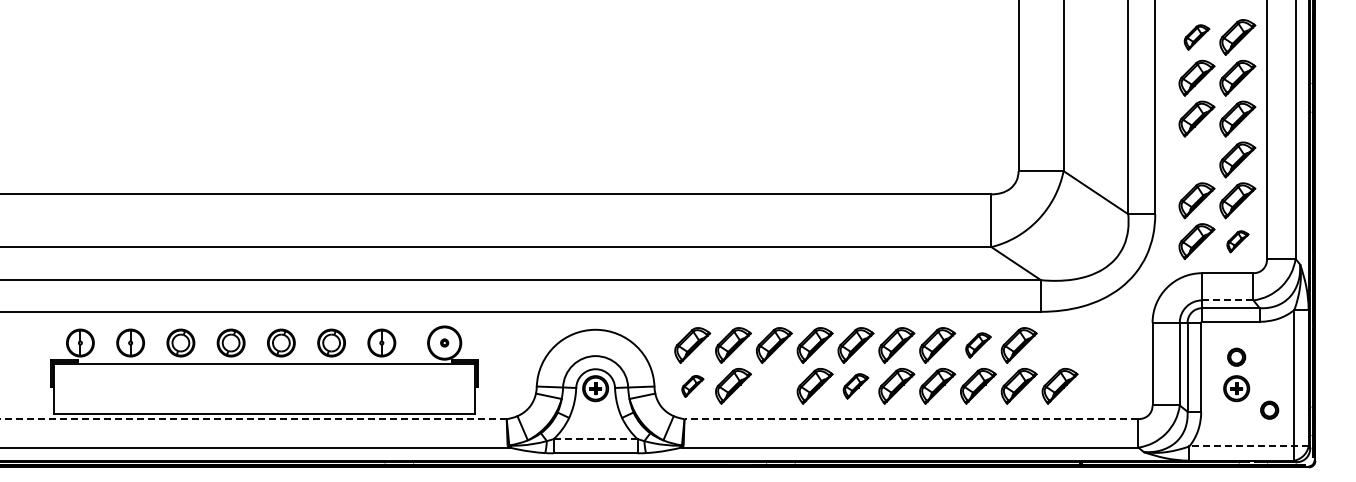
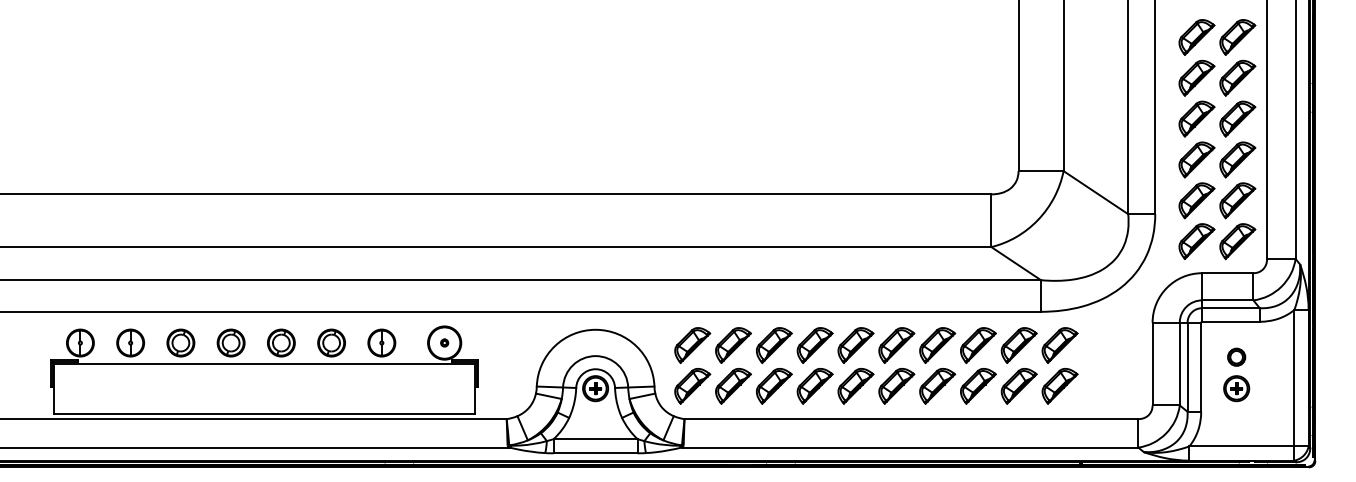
part size: 28x27 px -> 38x37 px (1196, 37)
part: none -> present (1196, 159)
part size: 24x24 px -> 38x38 px (1237, 241)
line: dashed -> solid (1227, 300)
part size: 27x27 px -> 37x37 px (978, 345)
part: none -> present (1059, 345)
part size: 24x23 px -> 38x37 px (692, 386)
part: none -> present (774, 386)
part size: 28x27 px -> 38x37 px (855, 386)
part: present -> none (1269, 409)
line: dashed -> solid (253, 419)
line: dashed -> solid (911, 419)
line: dashed -> solid (595, 439)
line: dashed -> solid (1249, 446)
